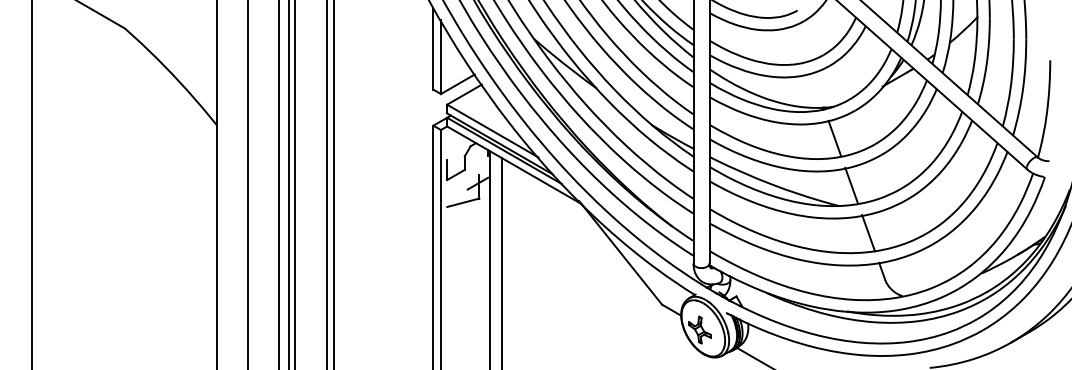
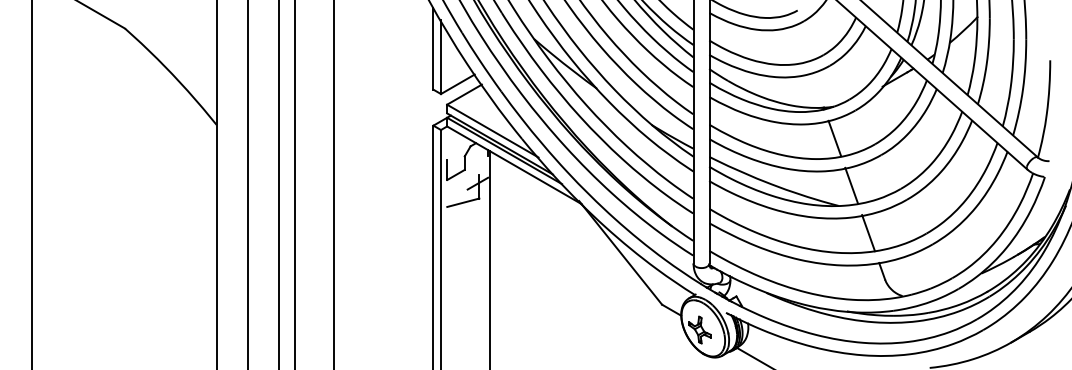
line: present -> none (288, 184)
line: present -> none (326, 184)
line: present -> none (502, 262)
